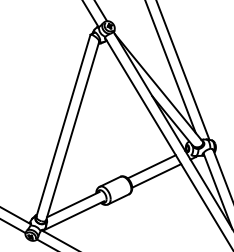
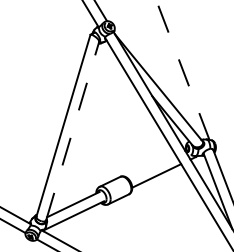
line: present -> none (170, 67)
line: solid -> dashed (182, 69)
line: solid -> dashed (72, 130)
line: present -> none (151, 166)
